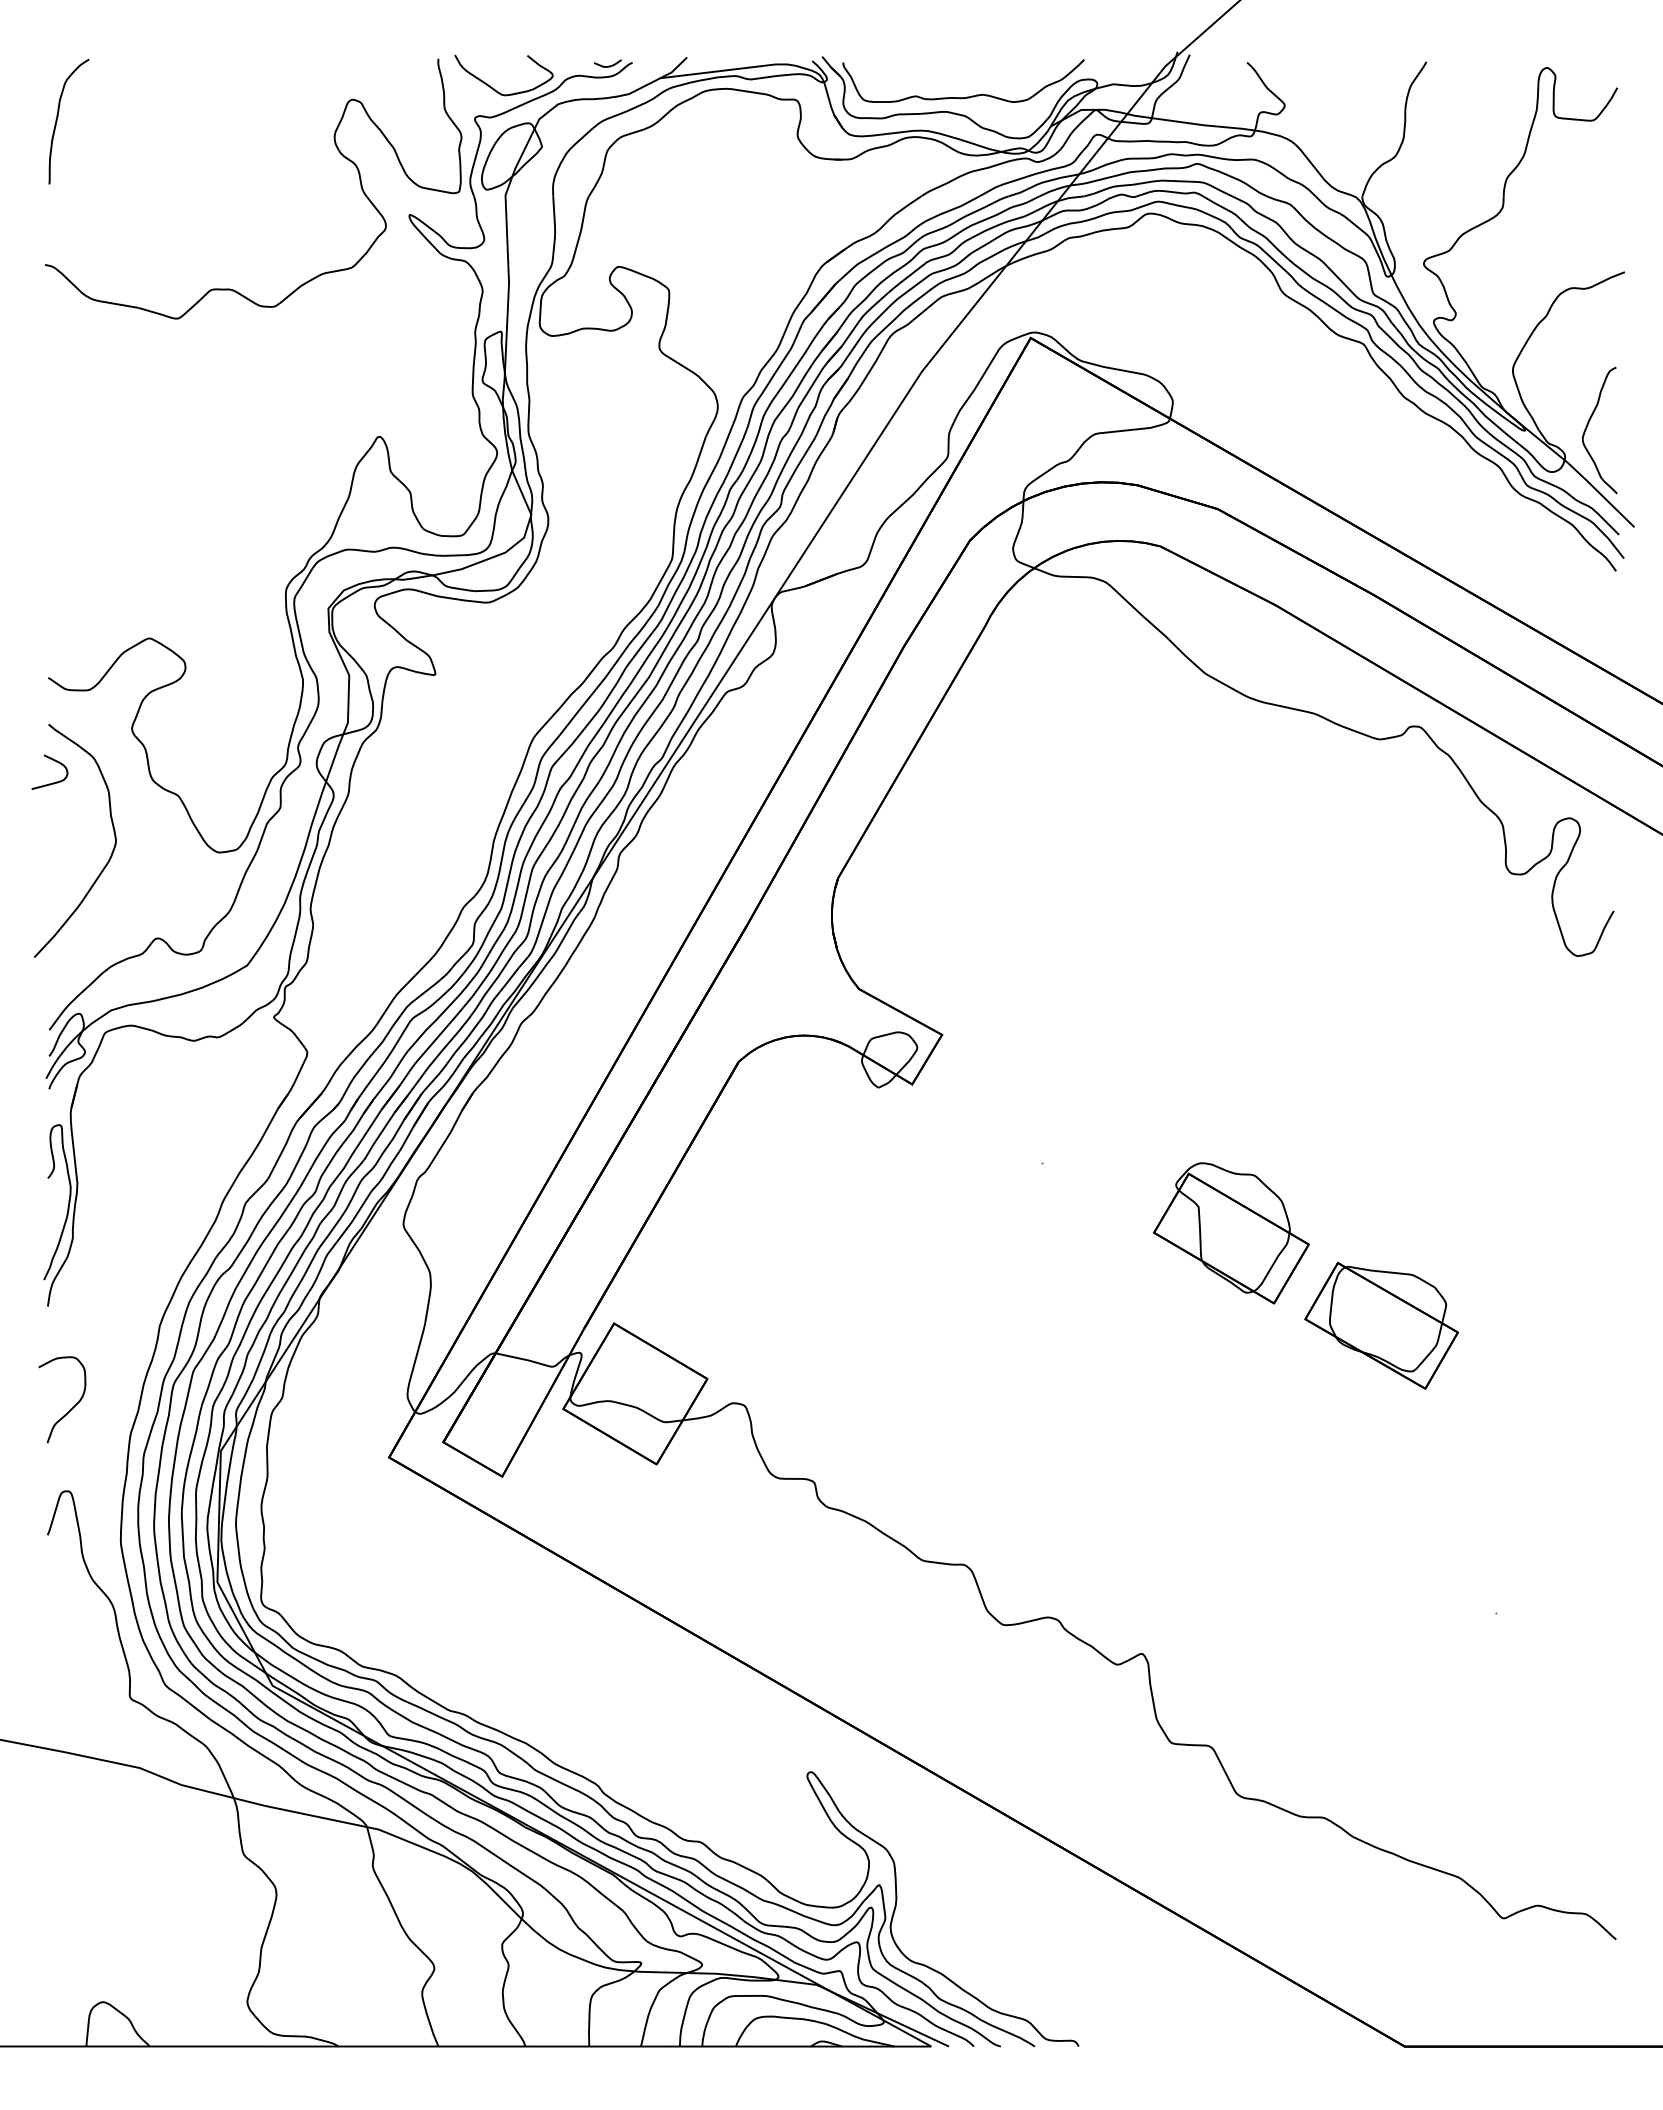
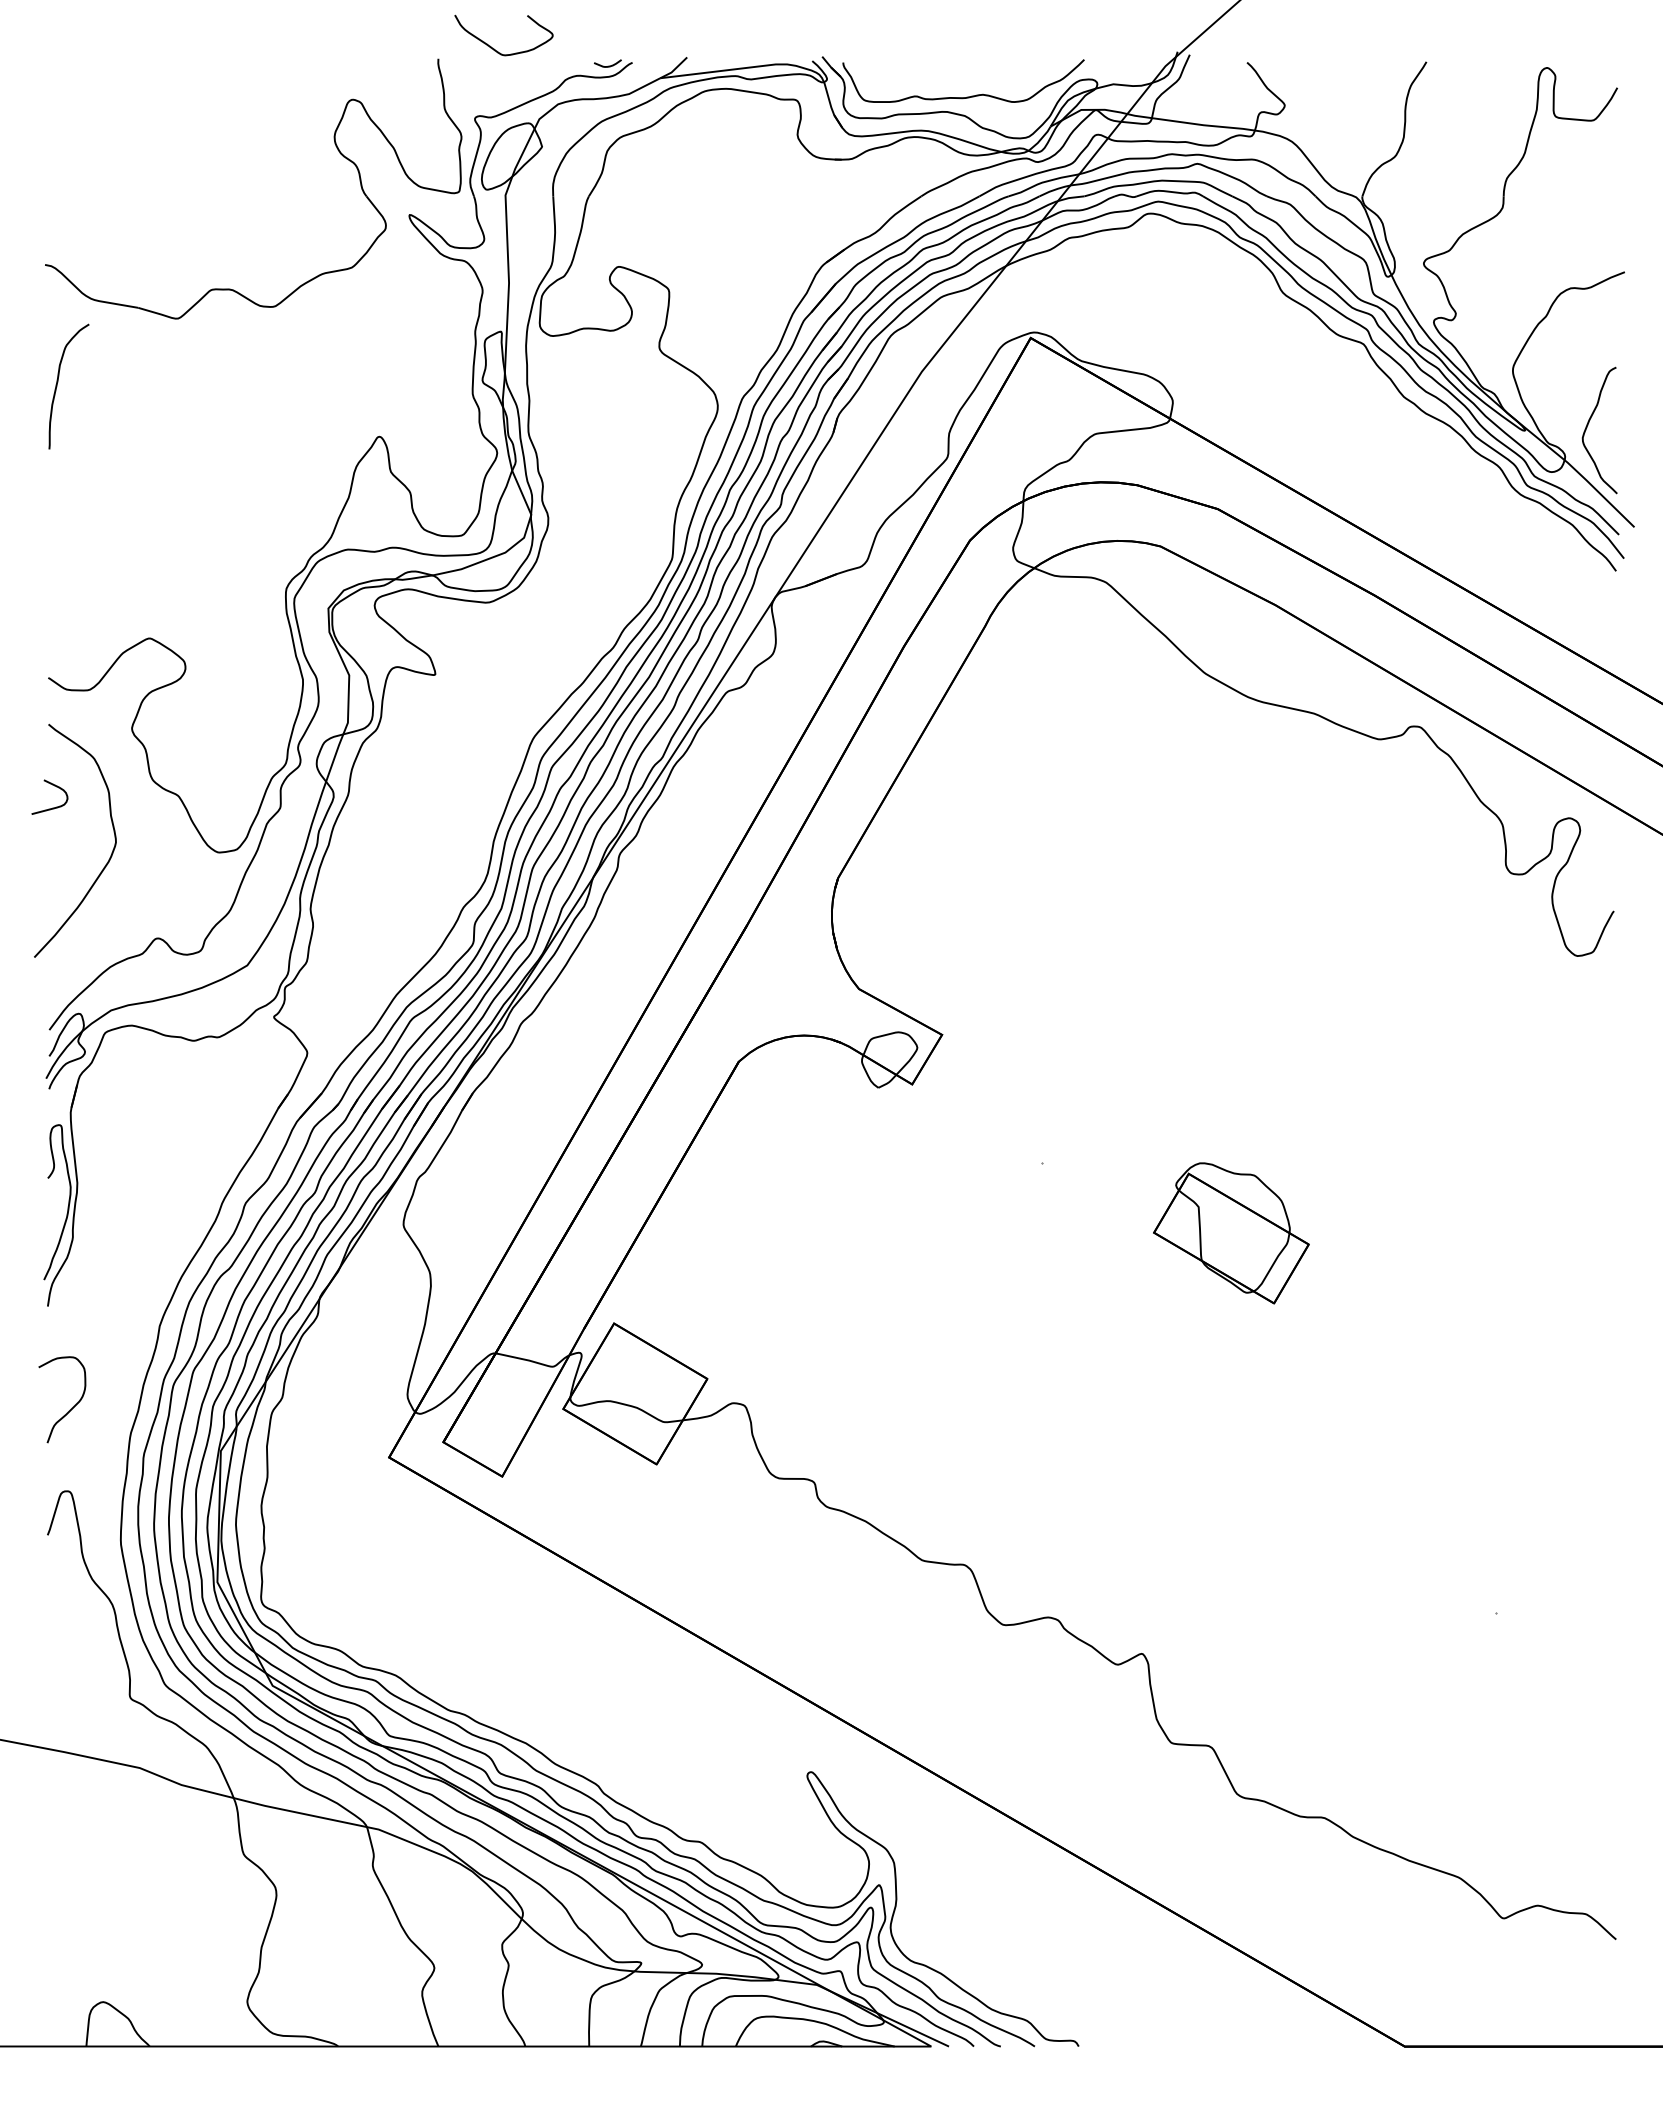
curve position: (494, 88) -> (494, 48) (494, 48)
curve position: (58, 117) -> (58, 382) (58, 382)
curve position: (54, 761) -> (54, 786) (54, 786)
part: present -> none (1381, 1325)
